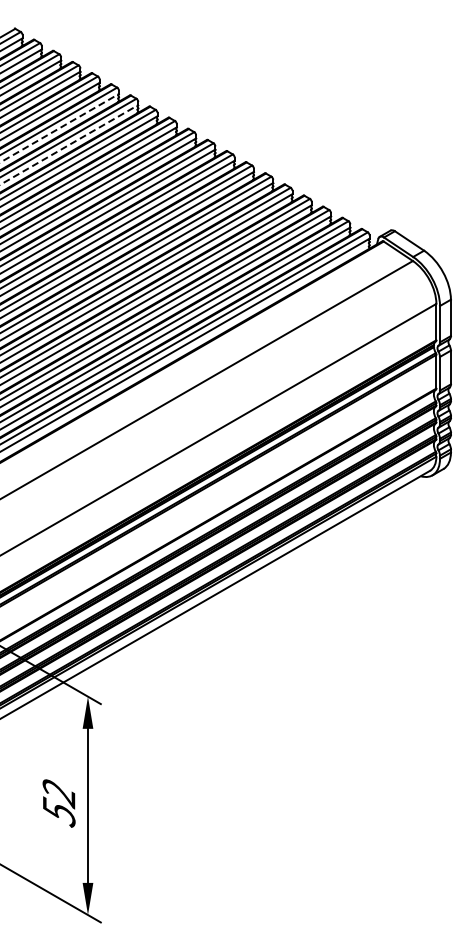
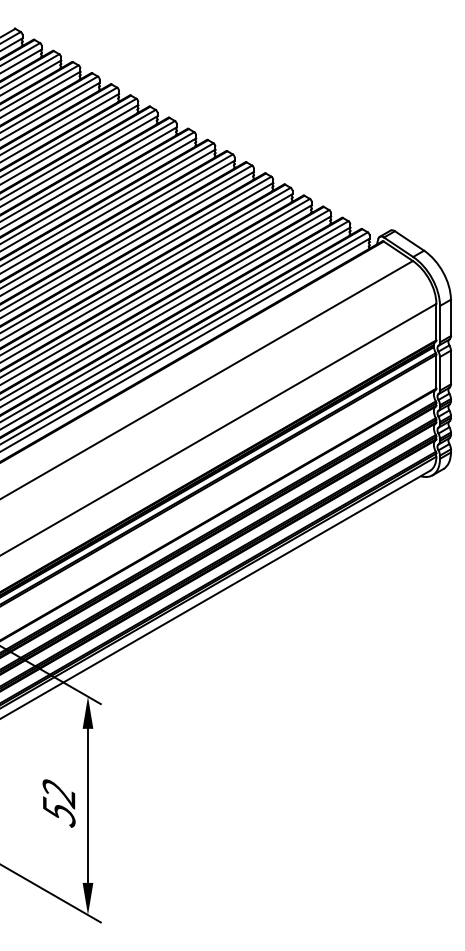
line: dashed -> solid (60, 127)
line: dashed -> solid (69, 144)
